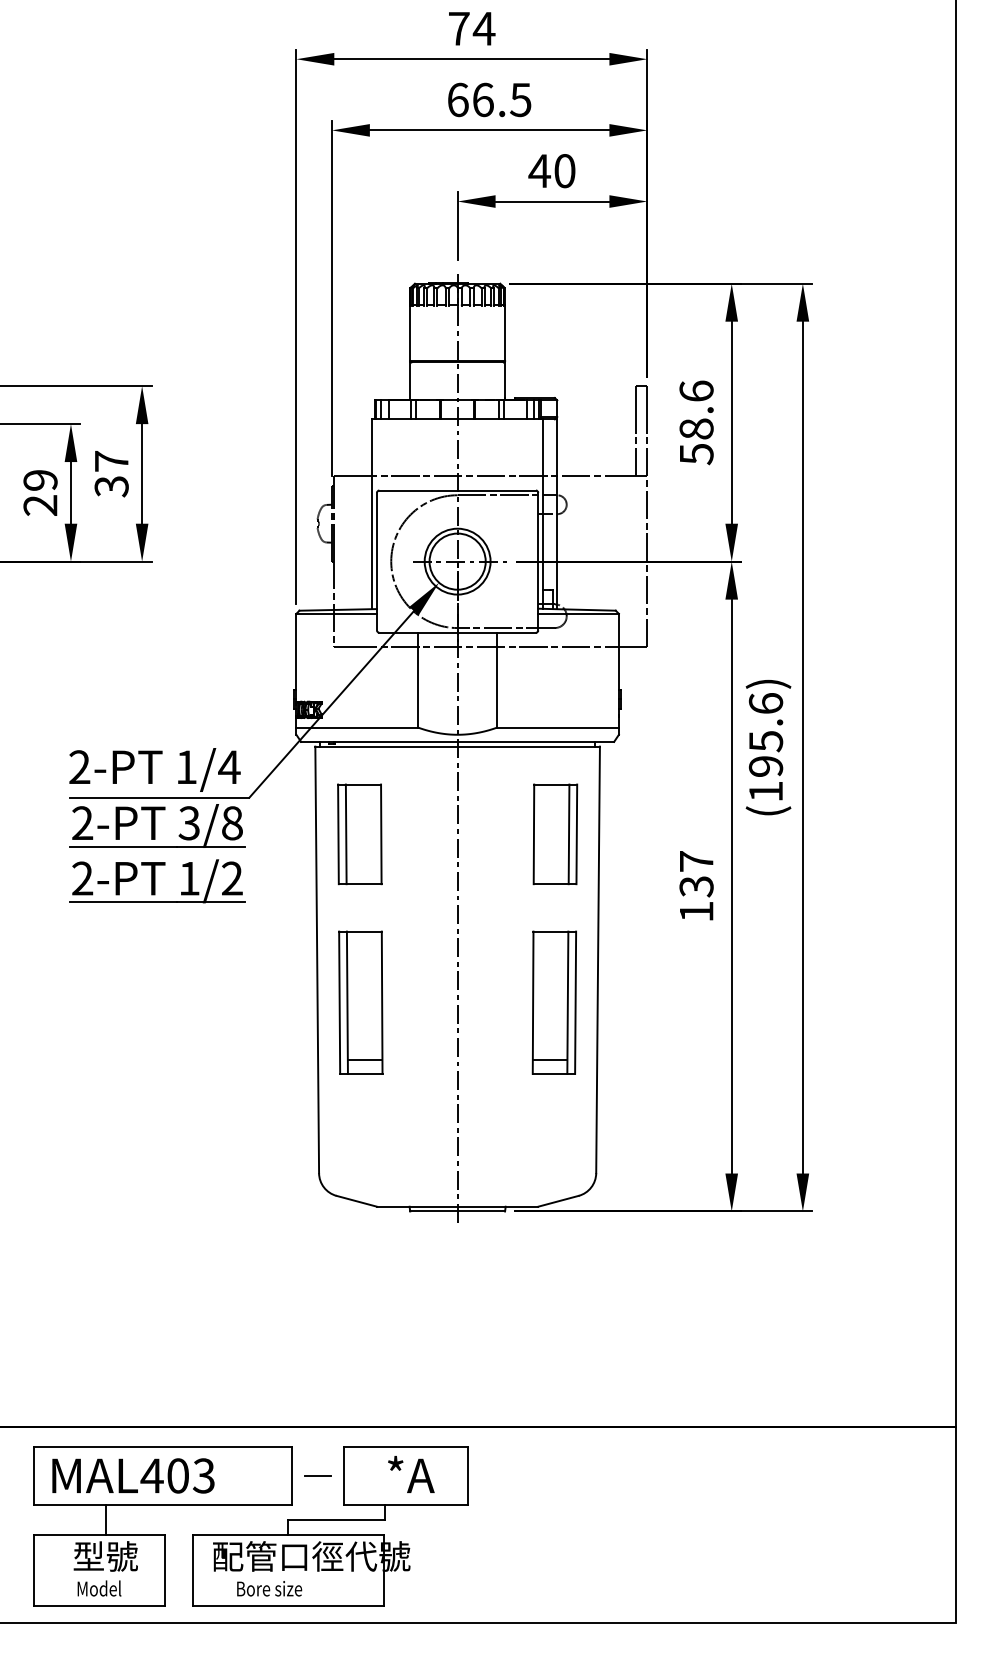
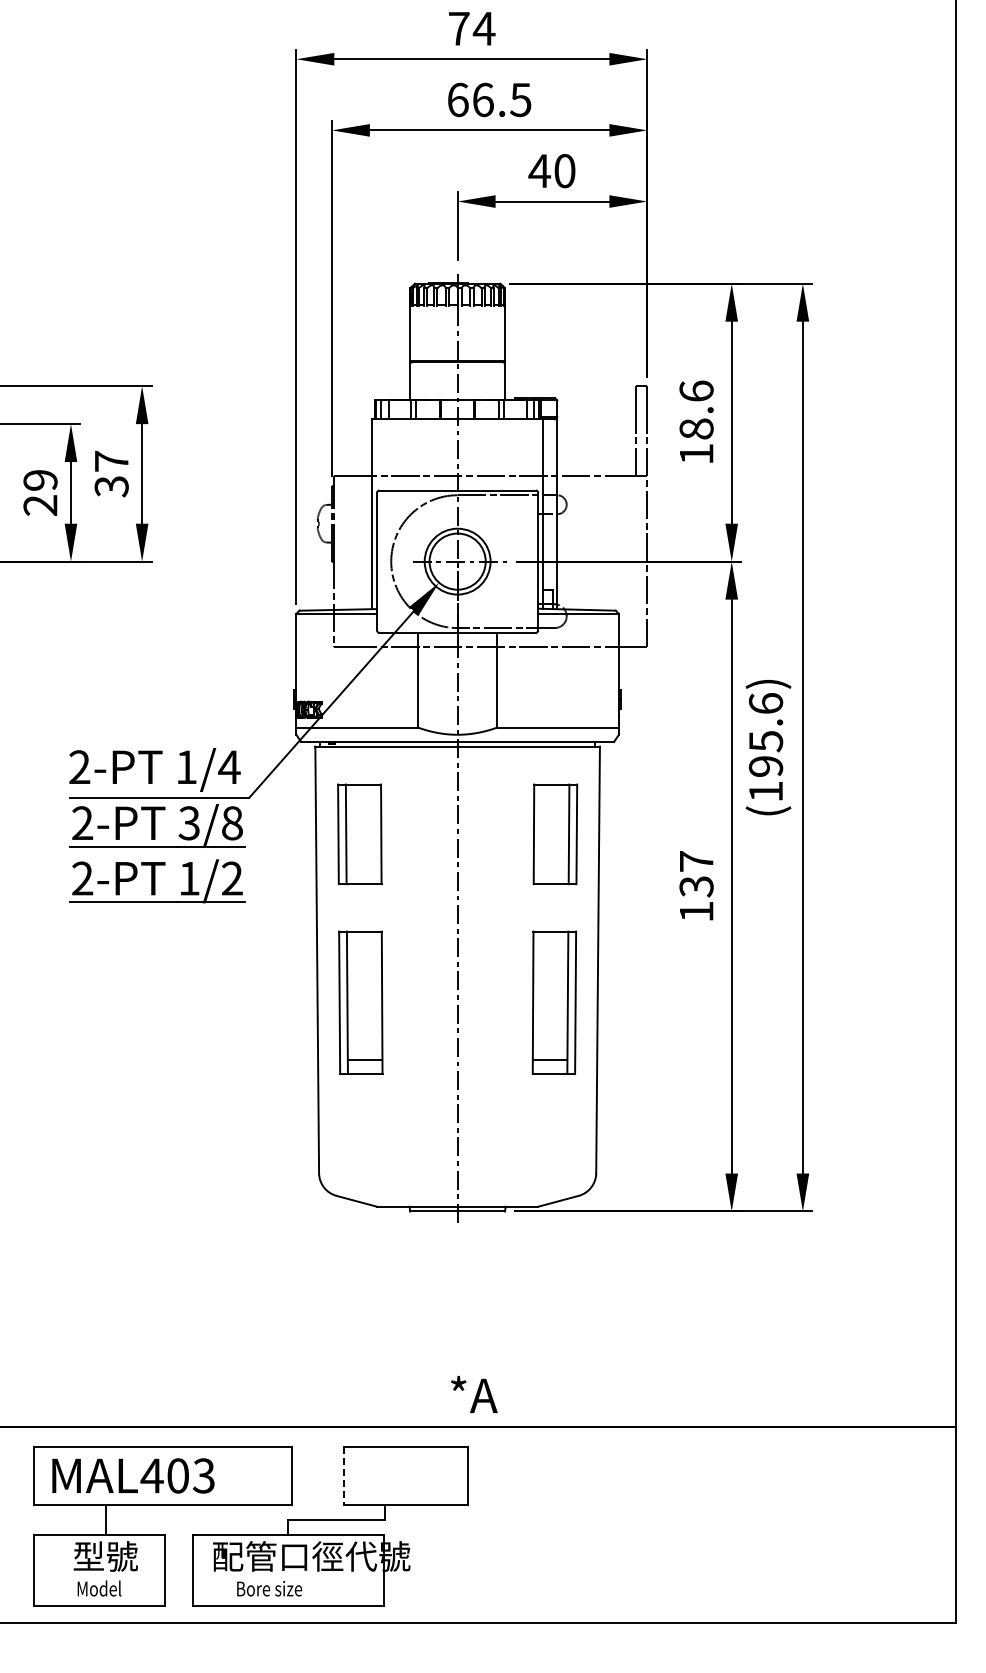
text: 58.6 -> 18.6 (696, 454)
text position: (411, 1474) -> (474, 1394) (474, 1394)
line: present -> none (317, 1476)
line: solid -> dashed (344, 1476)
